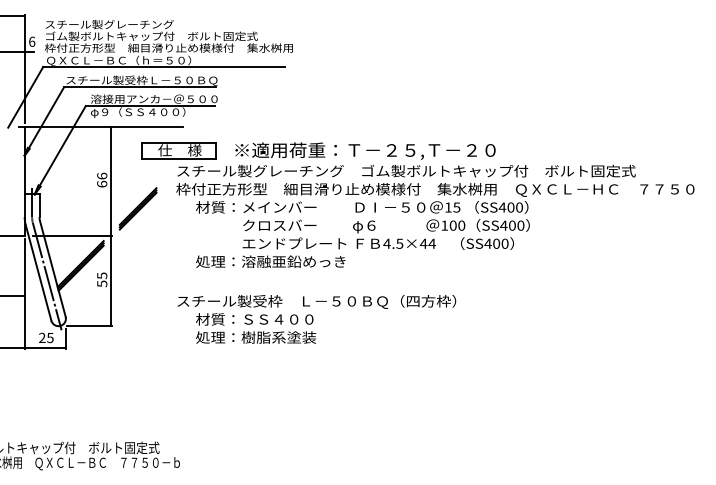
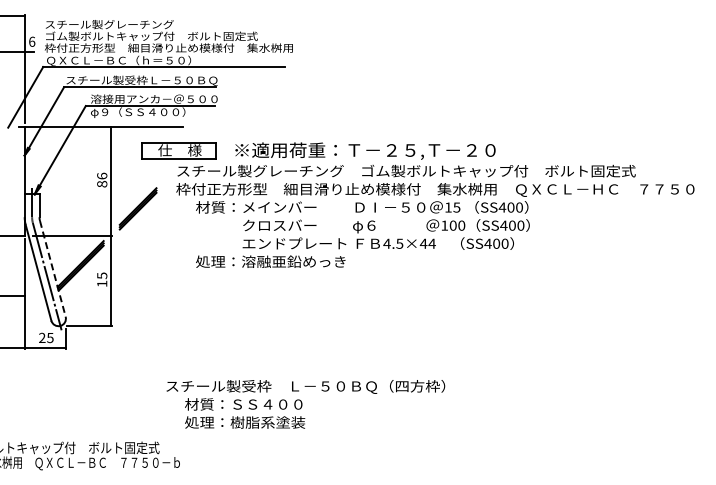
text: 66 -> 86 (102, 183)
line: solid -> dashed (52, 268)
text: 55 -> 15 (102, 283)
text position: (316, 319) -> (305, 404) (305, 404)
